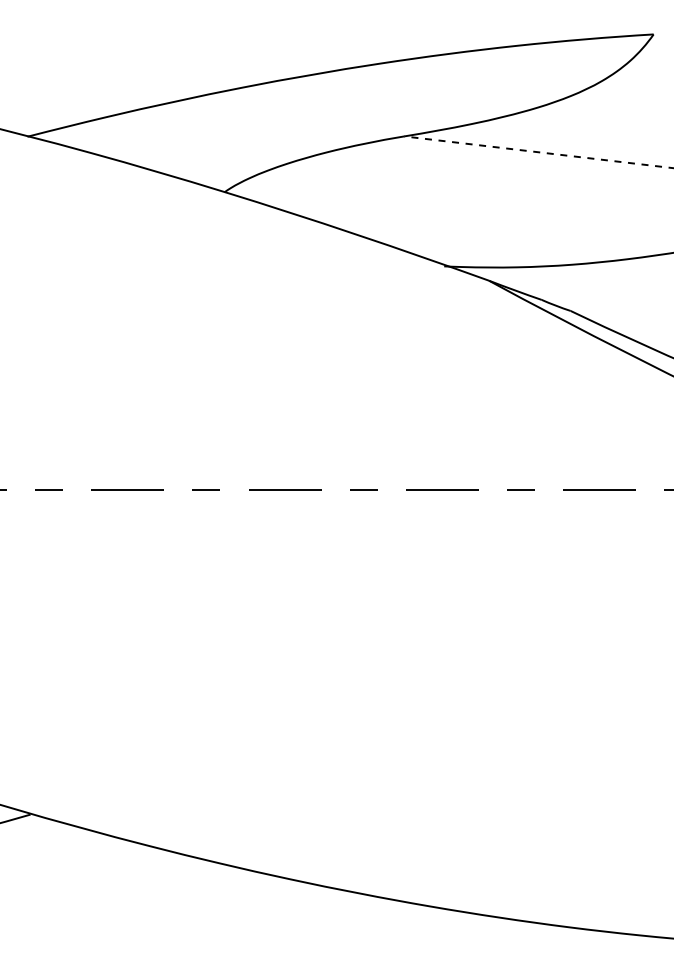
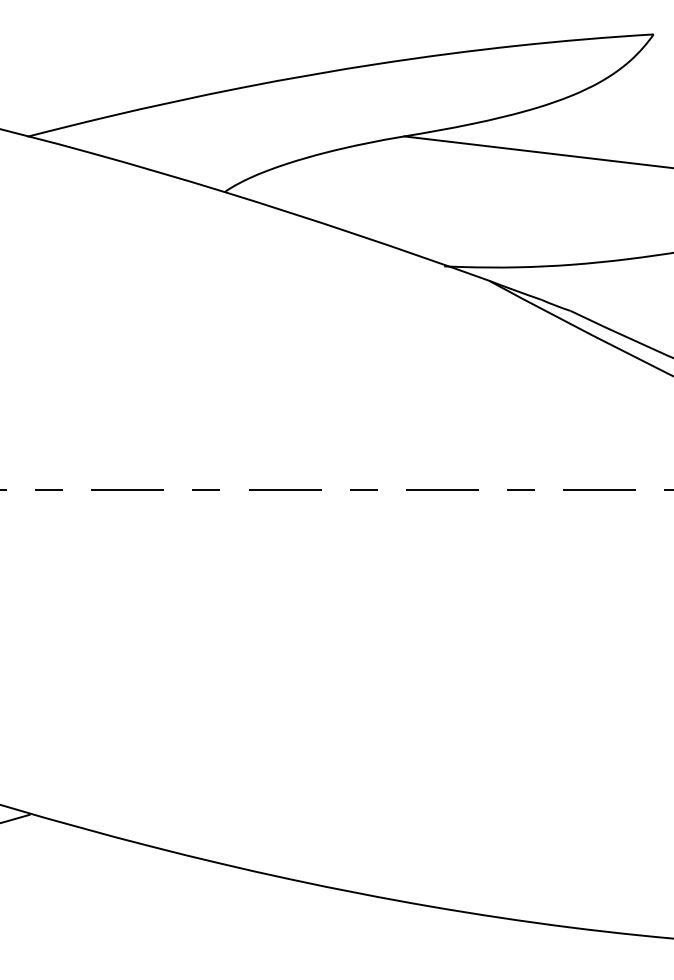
line: dashed -> solid (538, 152)
